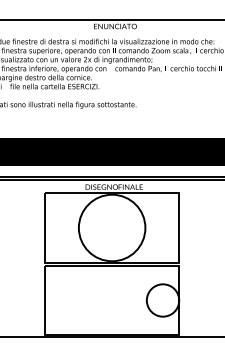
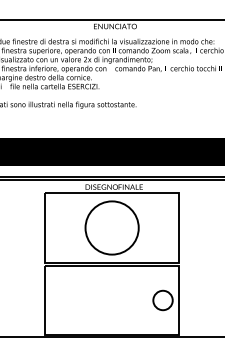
circle diameter: 67 px -> 53 px (111, 227)
circle diameter: 32 px -> 19 px (162, 300)
